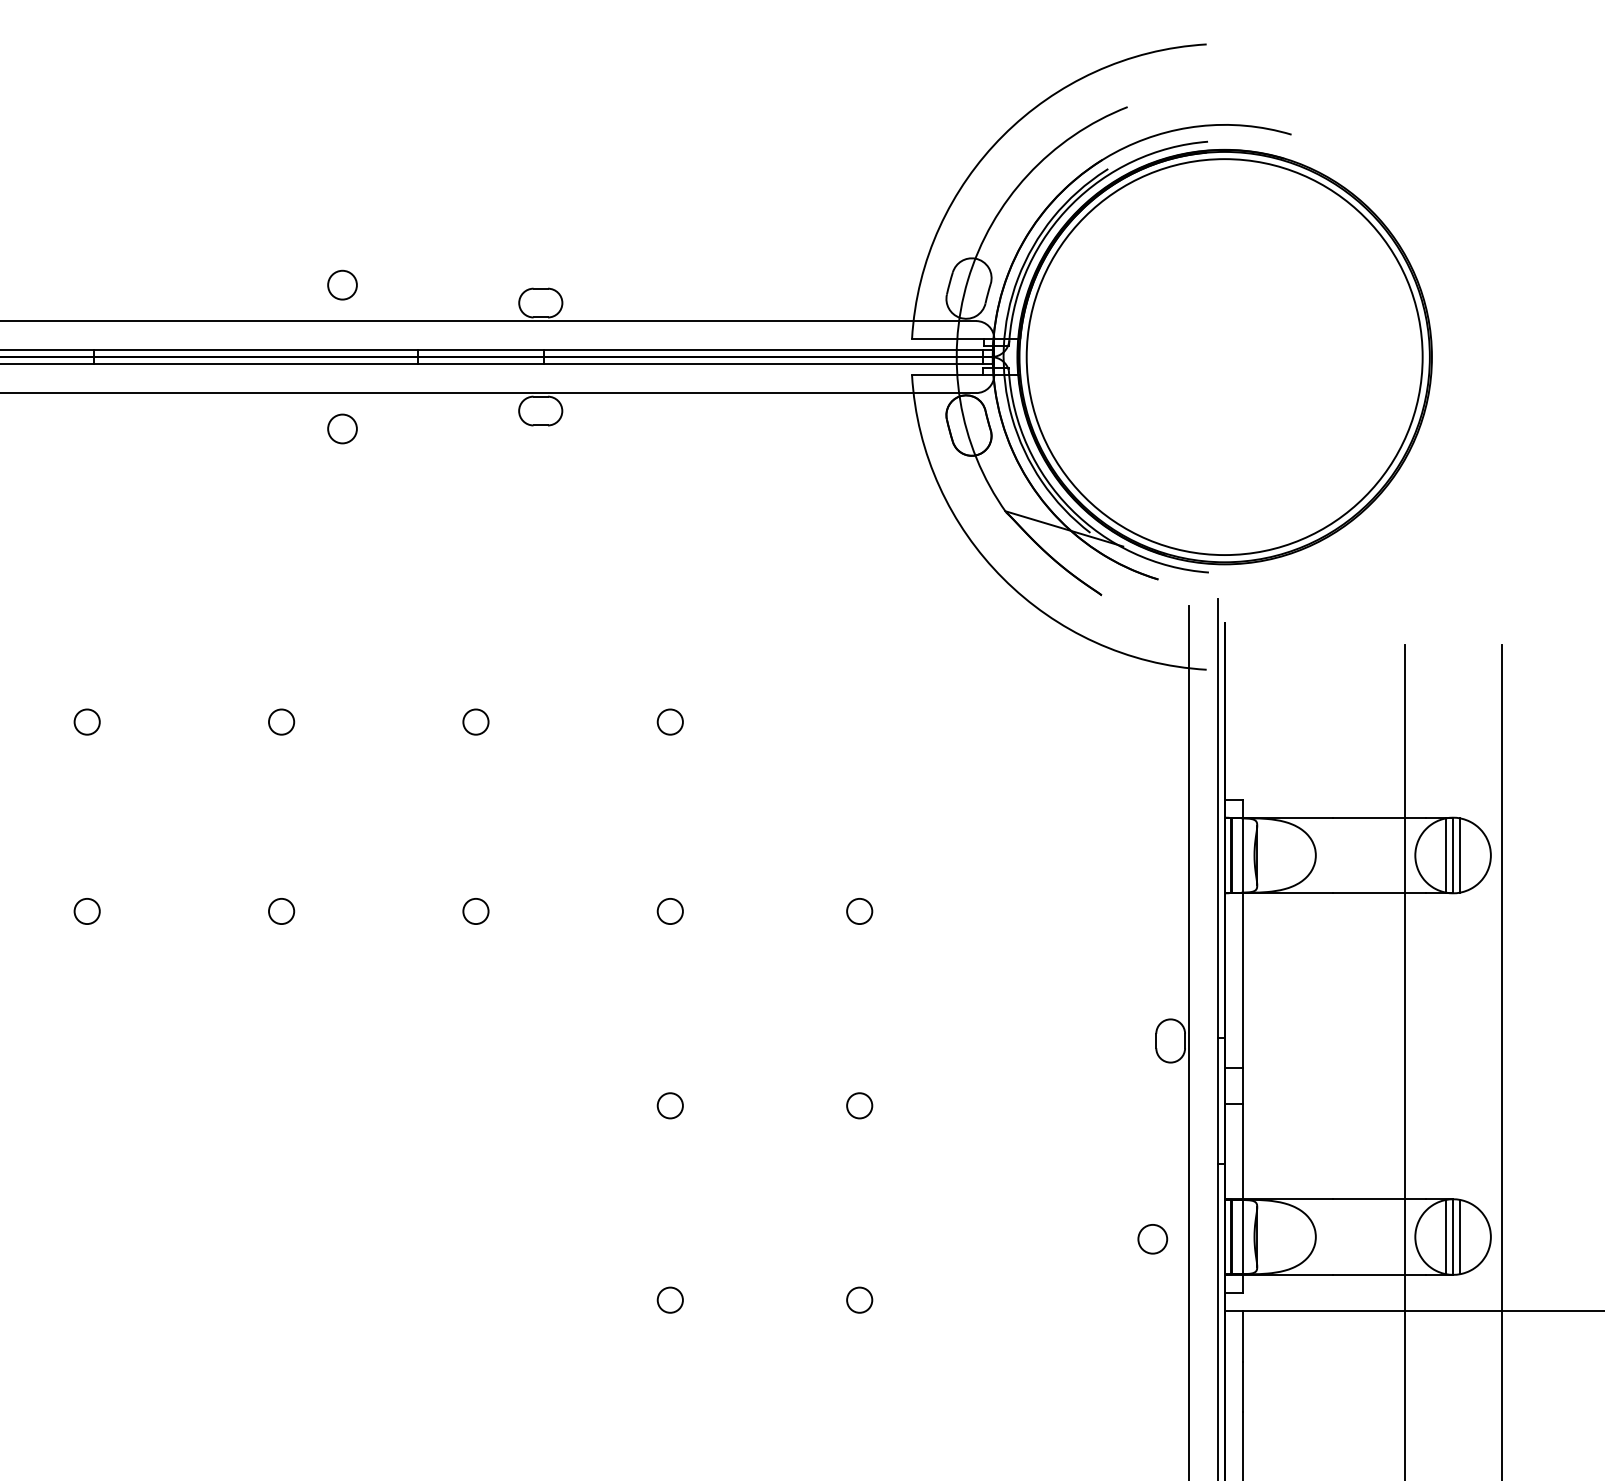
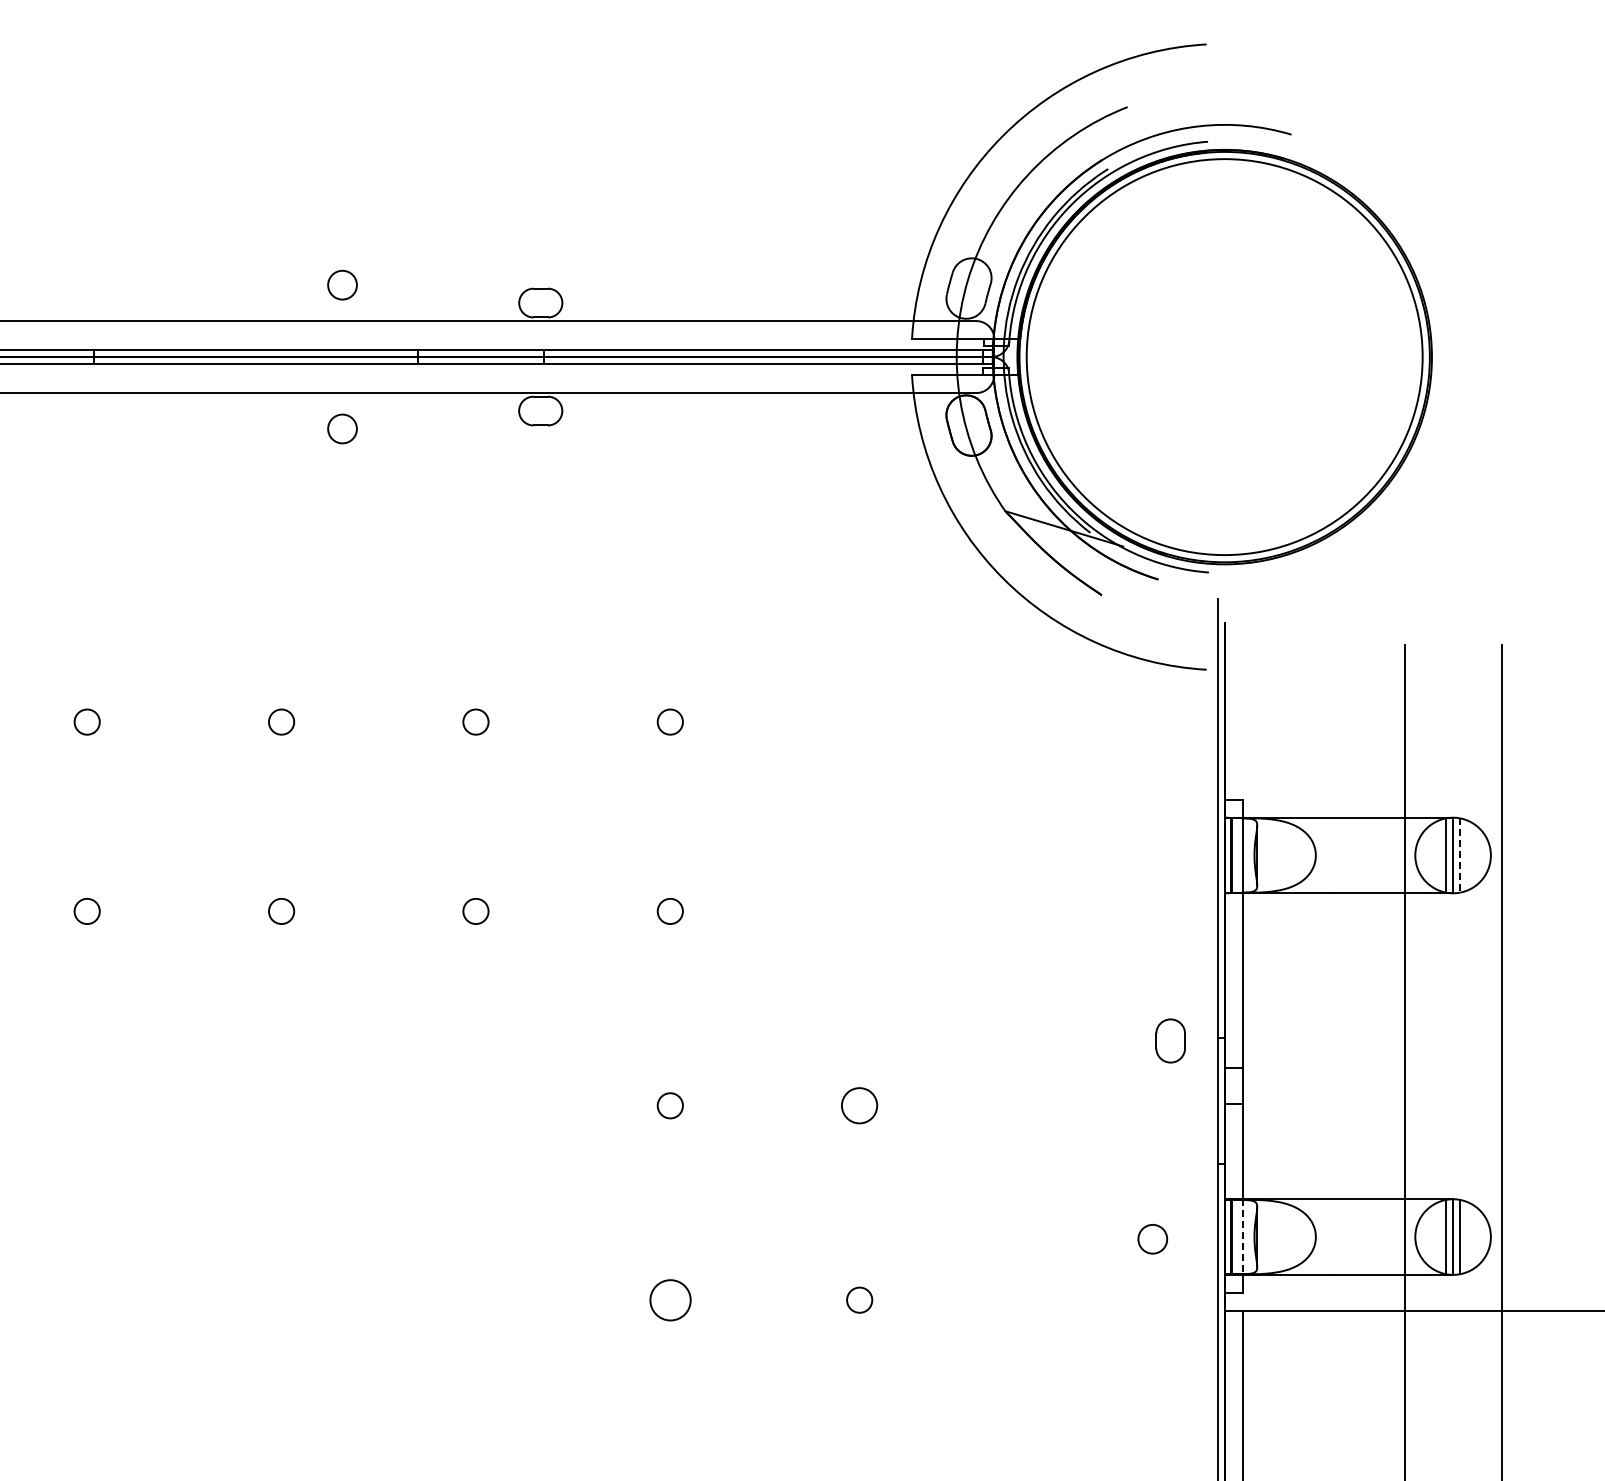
line: solid -> dashed (1460, 856)
circle: present -> none (859, 911)
line: present -> none (1188, 1041)
circle size: 28x28 px -> 38x38 px (859, 1105)
line: solid -> dashed (1242, 1237)
circle size: 28x28 px -> 43x43 px (670, 1300)
